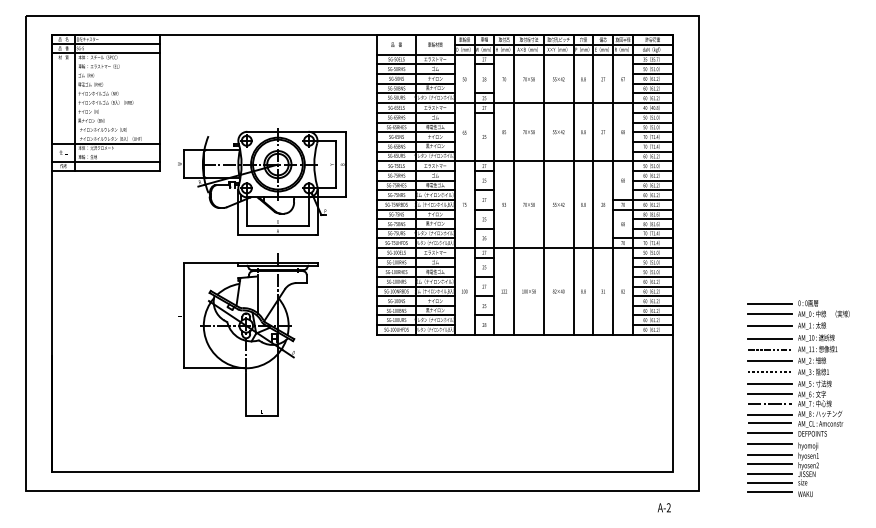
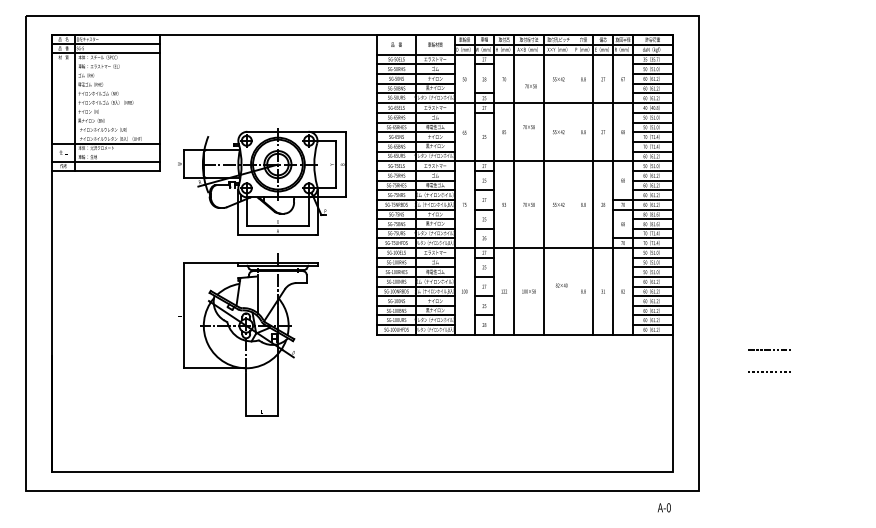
text position: (528, 79) -> (530, 86) (530, 86)
text position: (528, 132) -> (528, 127) (528, 127)
line: present -> none (573, 184)
text position: (558, 291) -> (561, 285) (561, 285)
part: present -> none (798, 398)
text: A-2 -> A-0 (668, 507)
